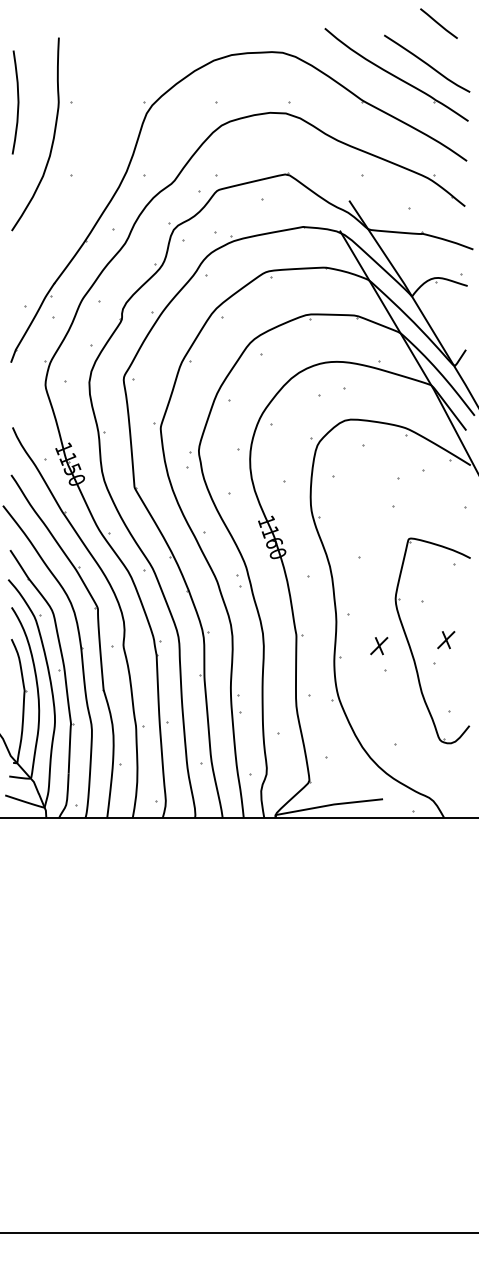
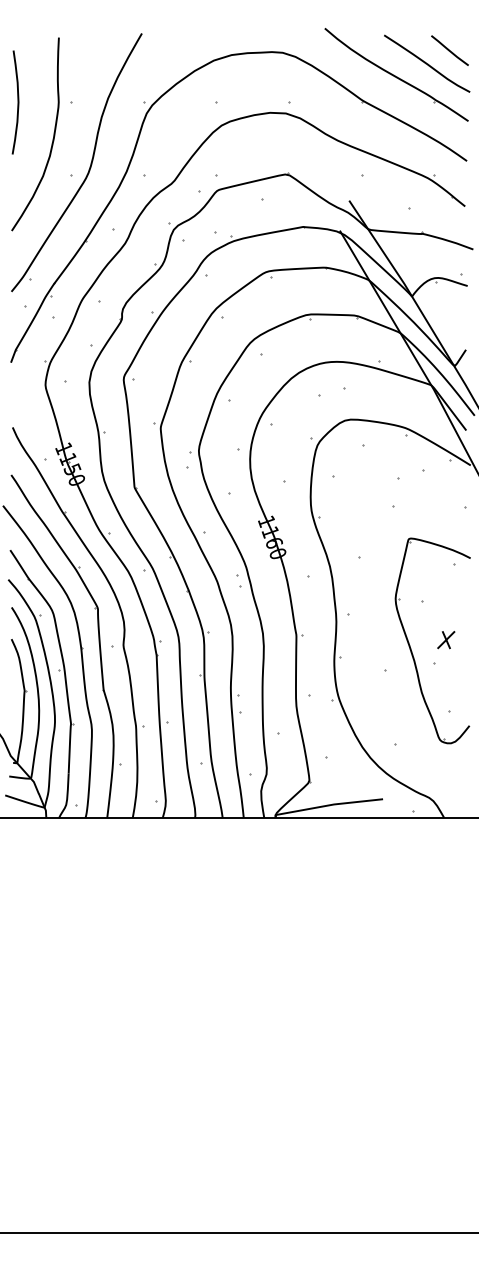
line position: (438, 23) -> (449, 50) (449, 50)
part: none -> present (89, 166)
part: present -> none (379, 646)
